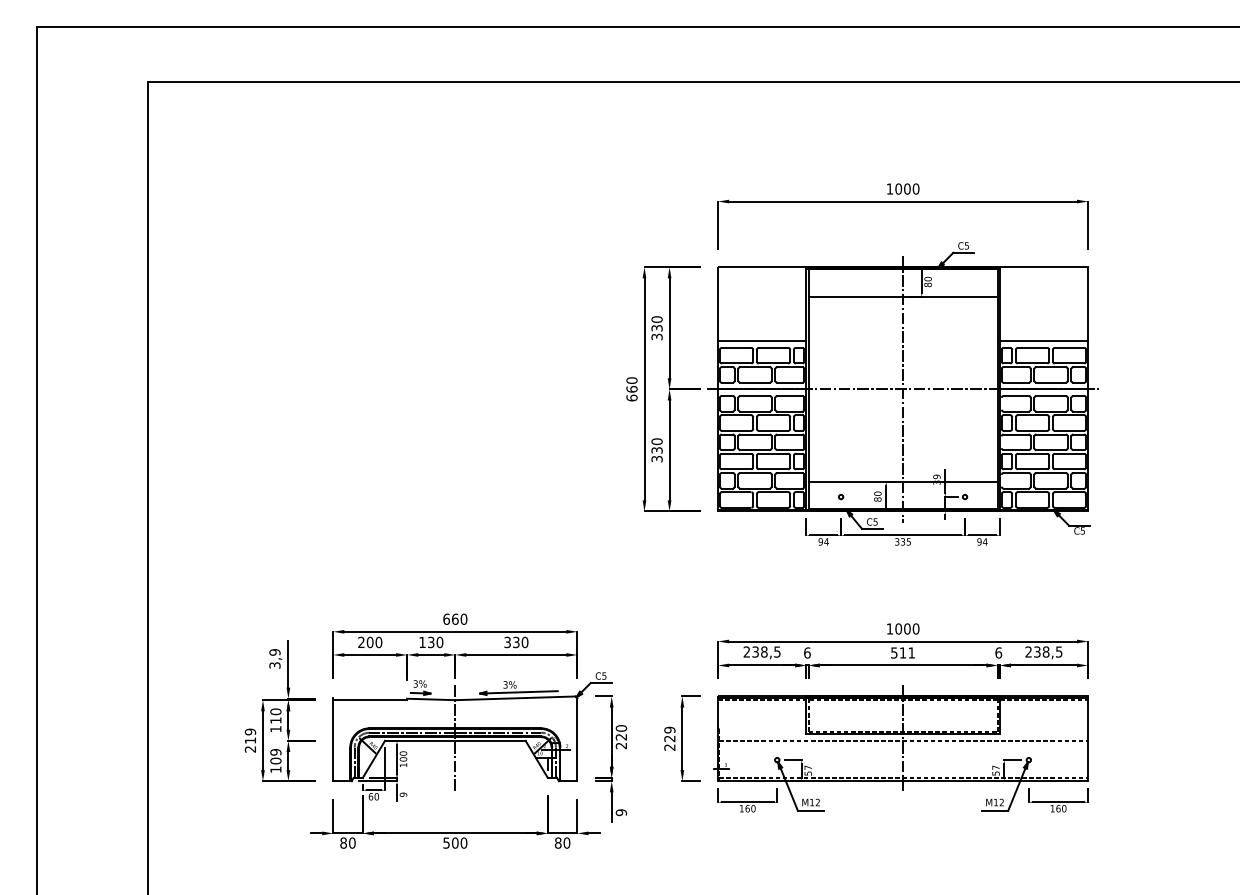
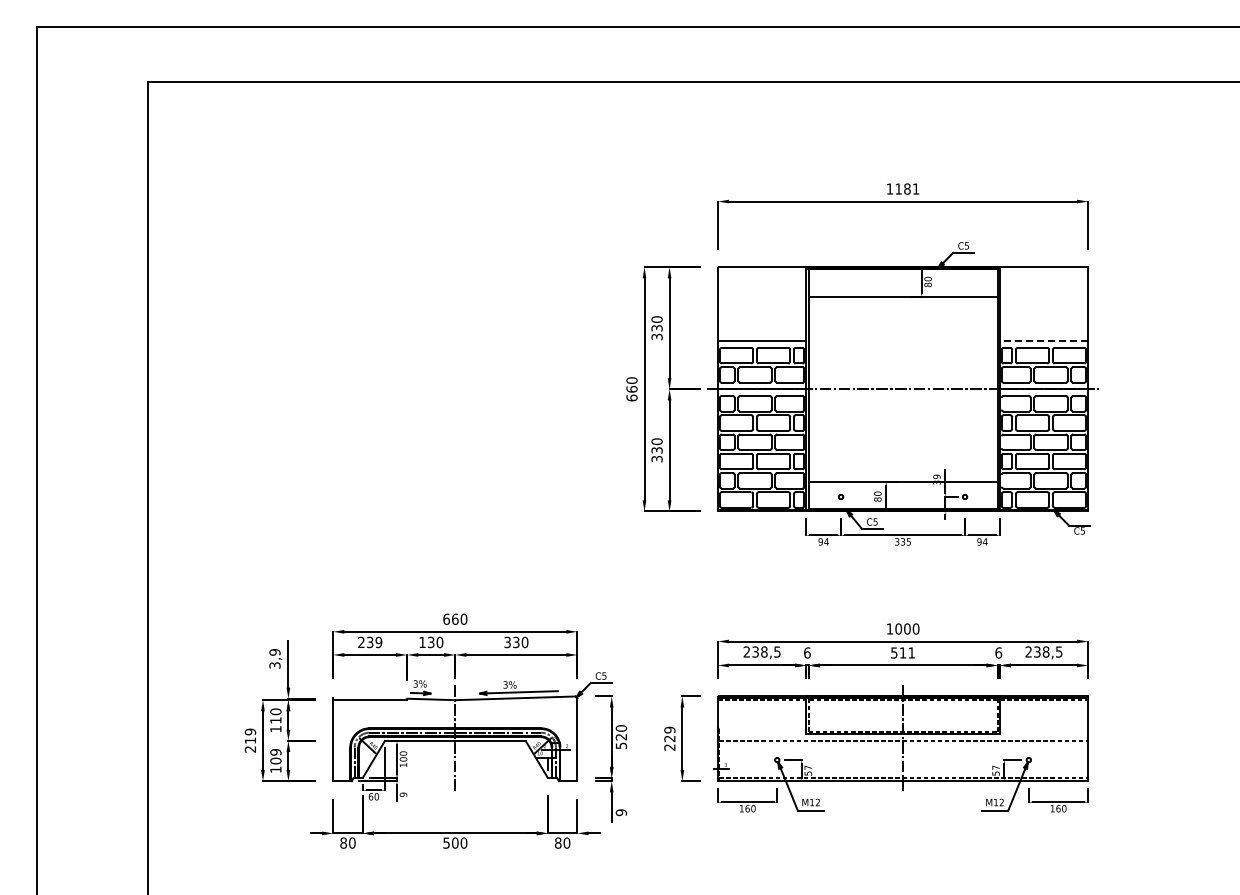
text: 1000 -> 1181 (907, 188)
line: solid -> dashed (1043, 341)
line: present -> none (903, 389)
text: 200 -> 239 (374, 642)
text: 220 -> 520 (621, 745)
